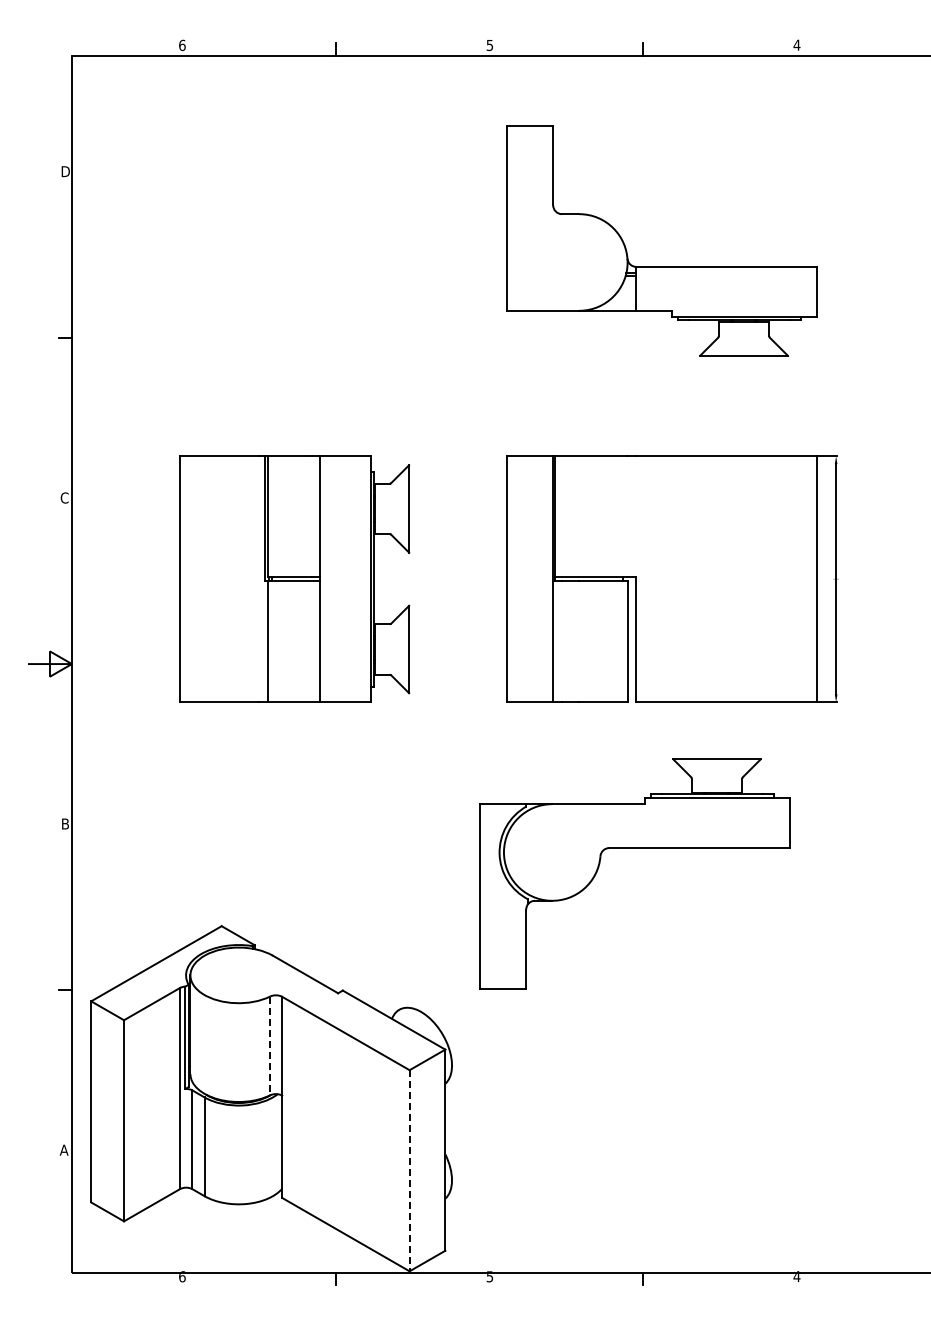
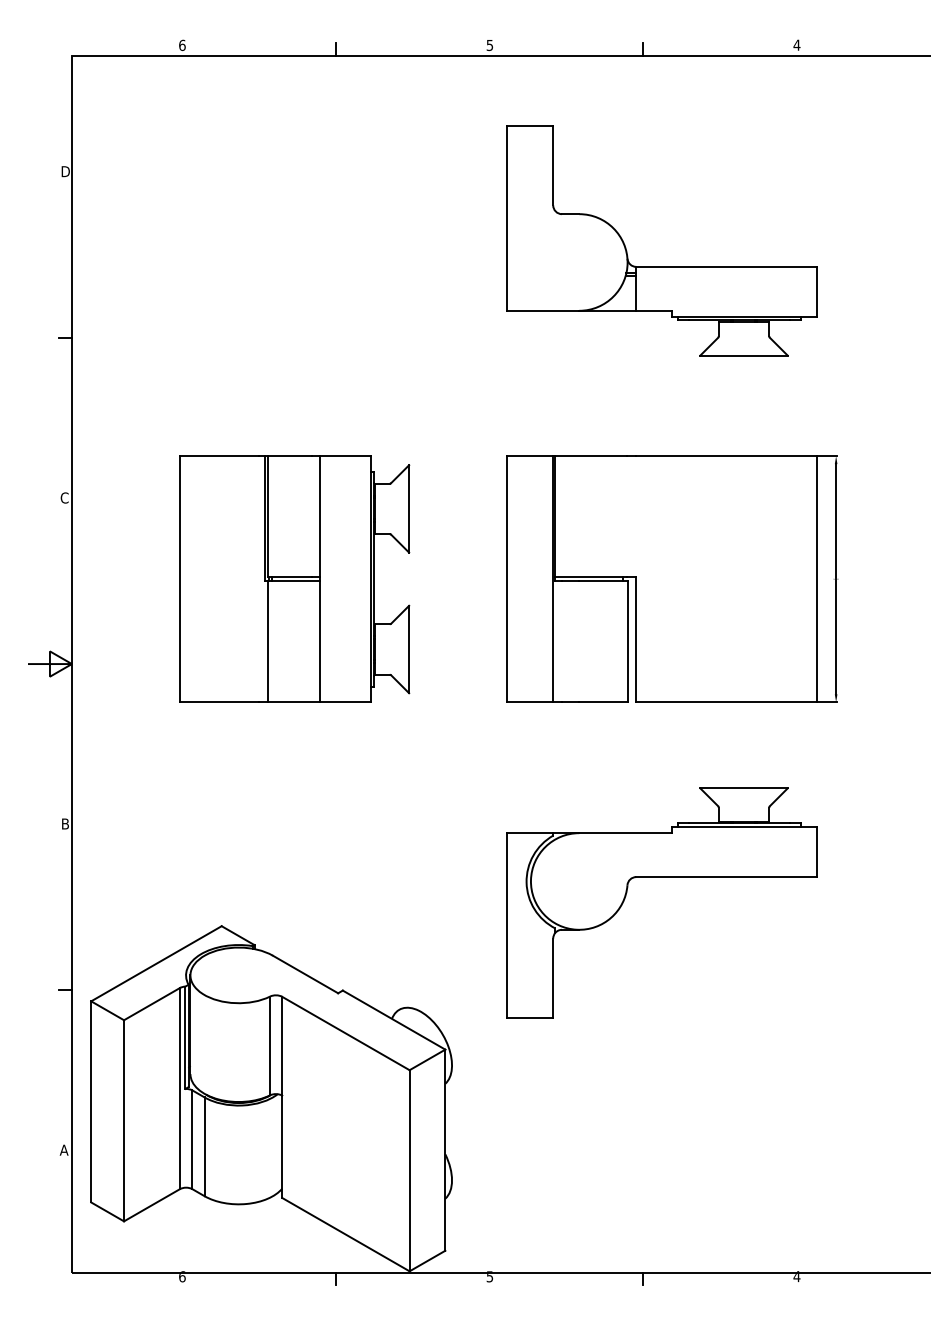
part position: (634, 848) -> (661, 877) (661, 877)
line: dashed -> solid (270, 1046)
line: dashed -> solid (409, 1170)
